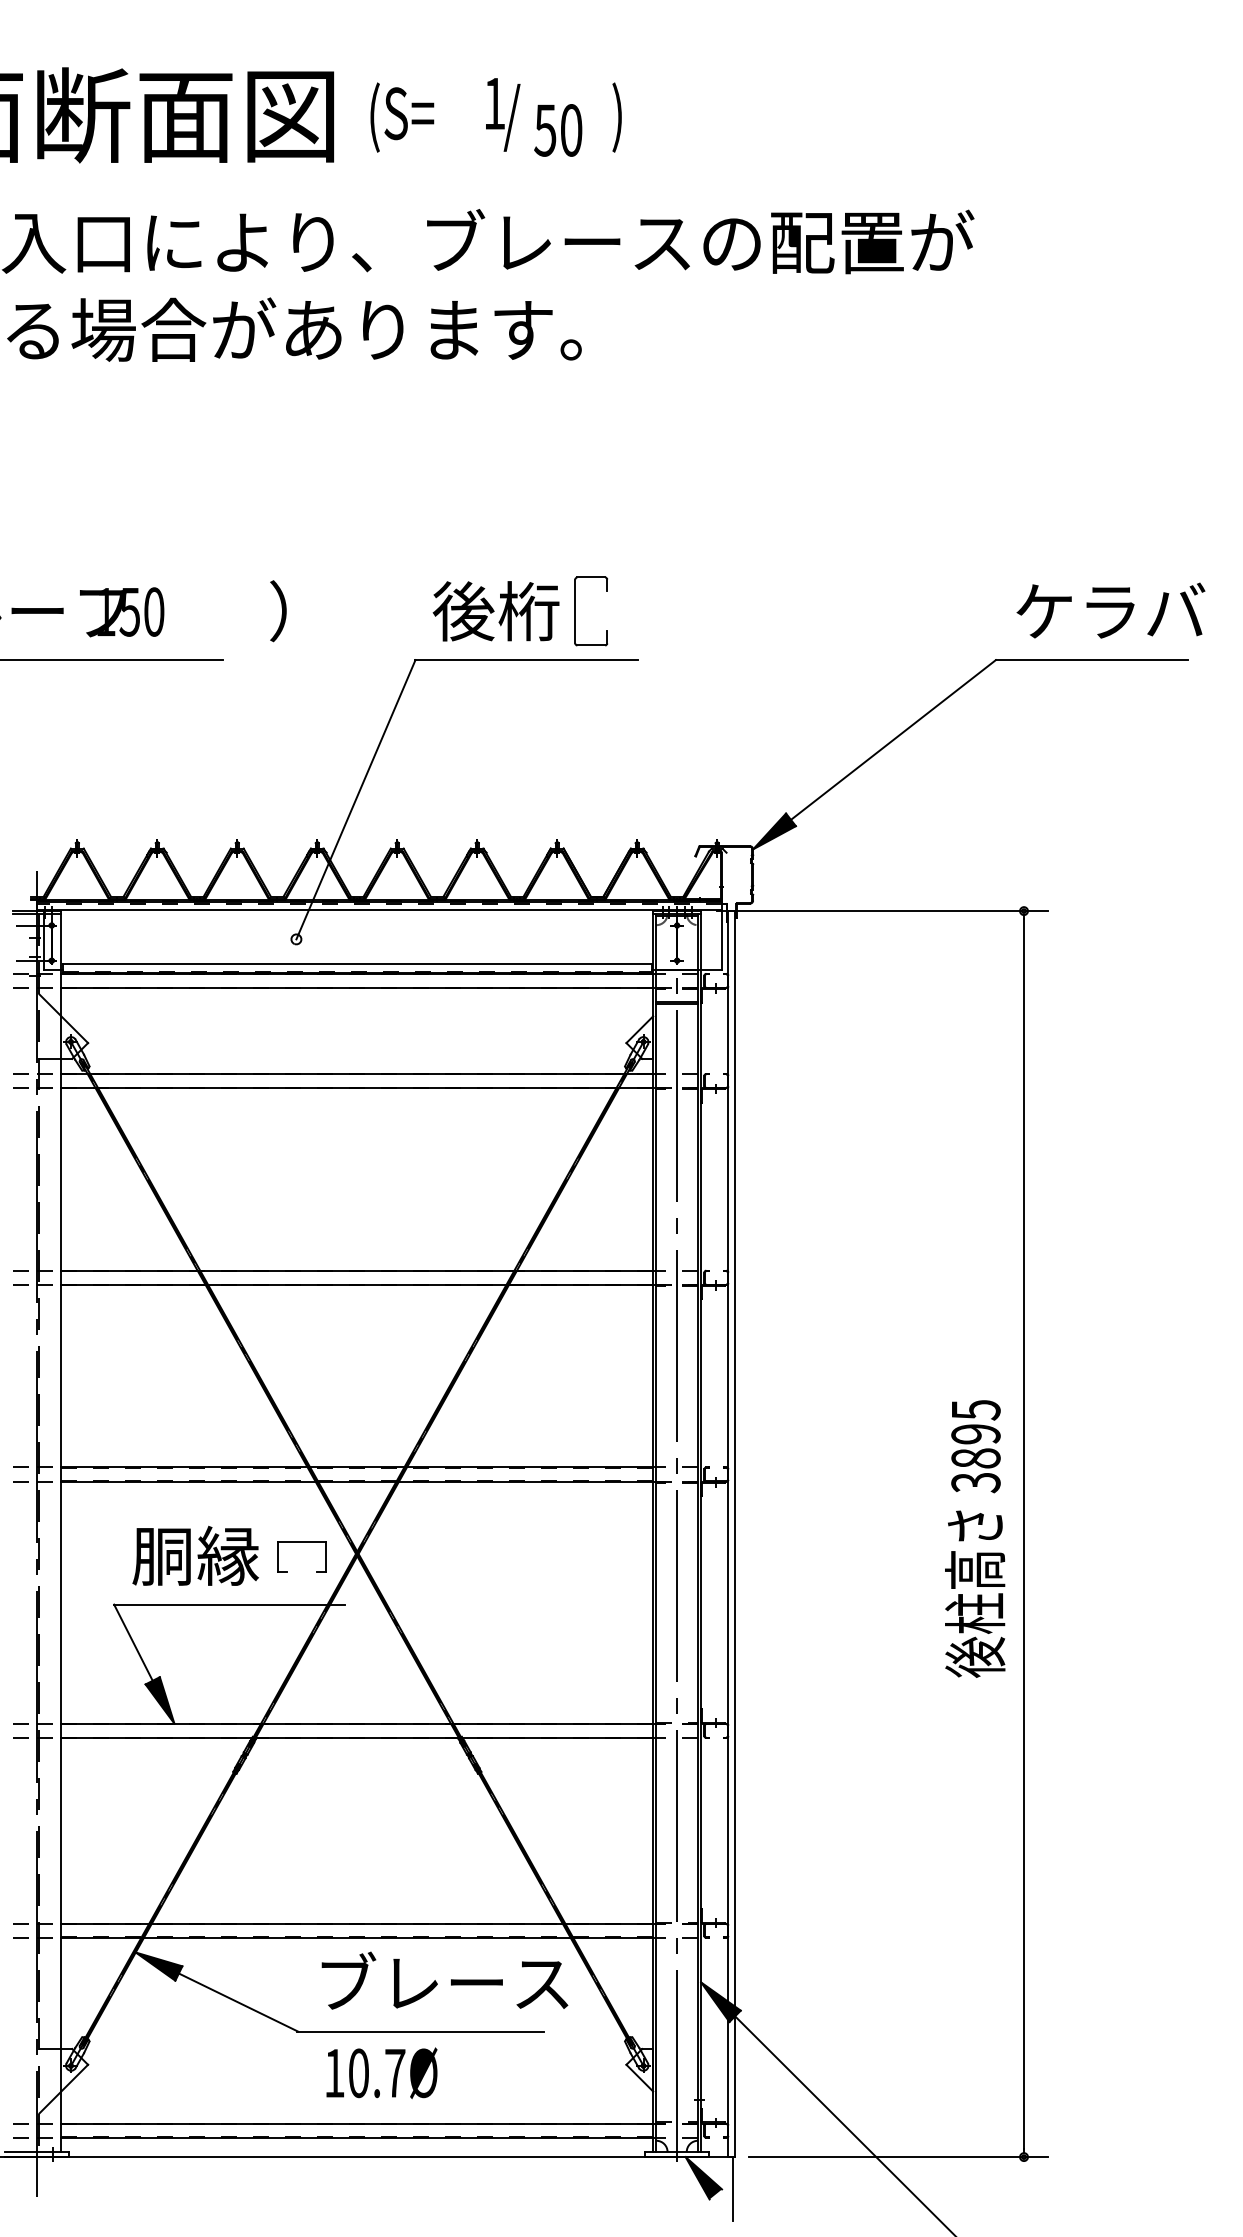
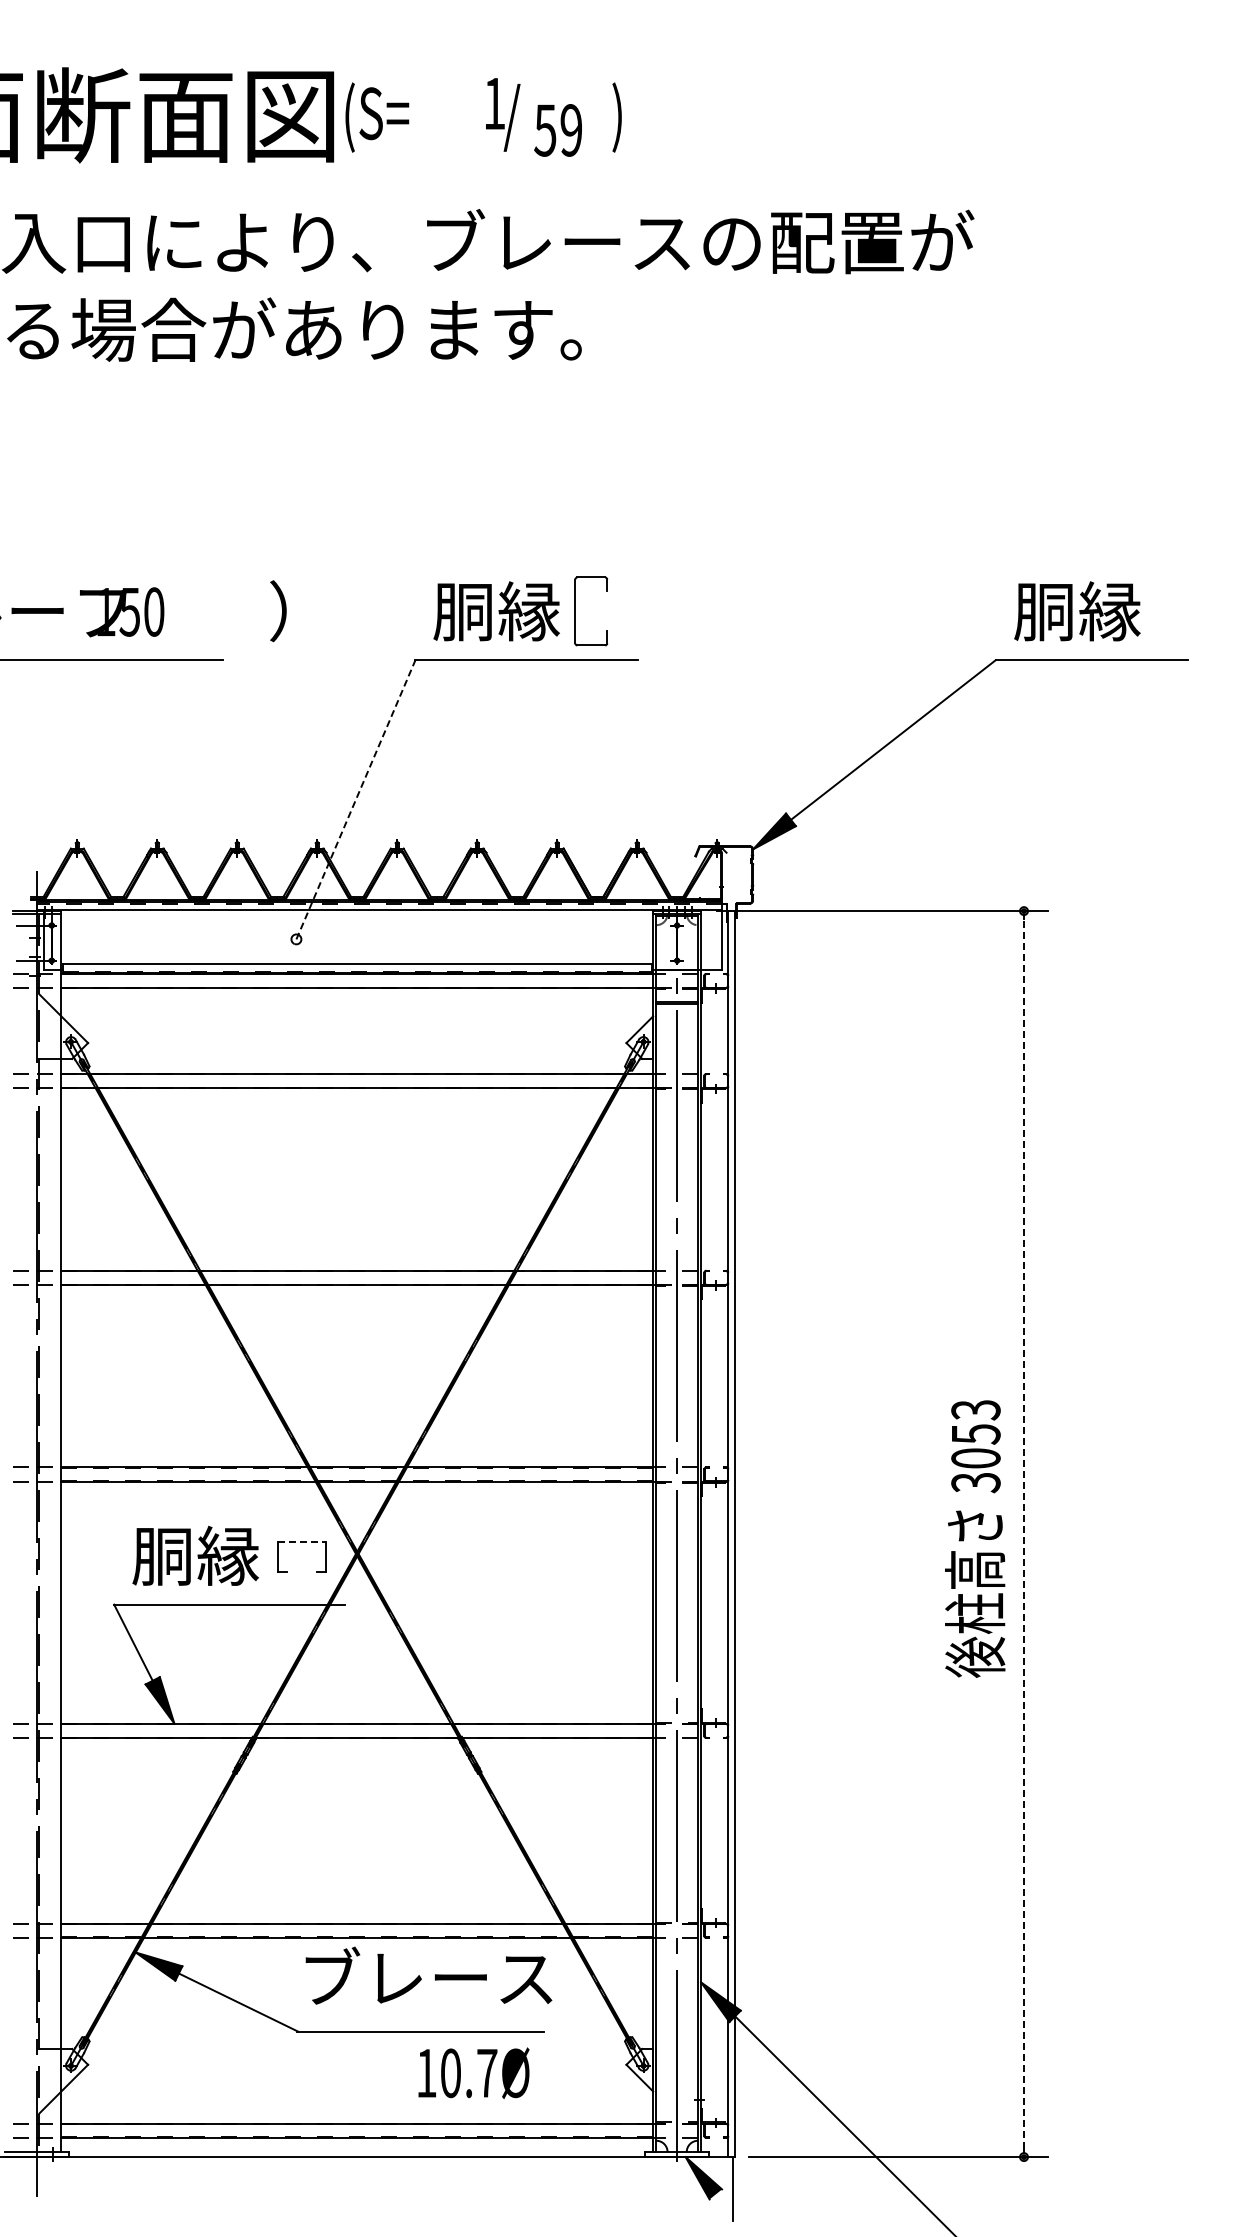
text position: (402, 117) -> (377, 117) (377, 117)
text: 50 -> 59 (571, 130)
text: 後桁 -> 胴縁 (495, 611)
text: ケラバ -> 胴縁 (1109, 611)
line: solid -> dashed (355, 799)
text: 3895 -> 3053 (975, 1434)
line: solid -> dashed (1024, 1534)
line: solid -> dashed (302, 1541)
text position: (444, 1980) -> (428, 1975) (428, 1975)
text position: (381, 2073) -> (473, 2073) (473, 2073)
